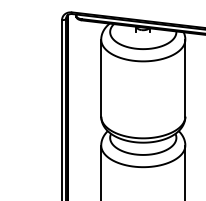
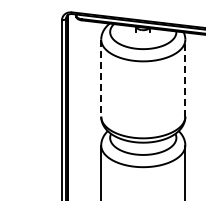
line: solid -> dashed (185, 77)
line: solid -> dashed (101, 78)
